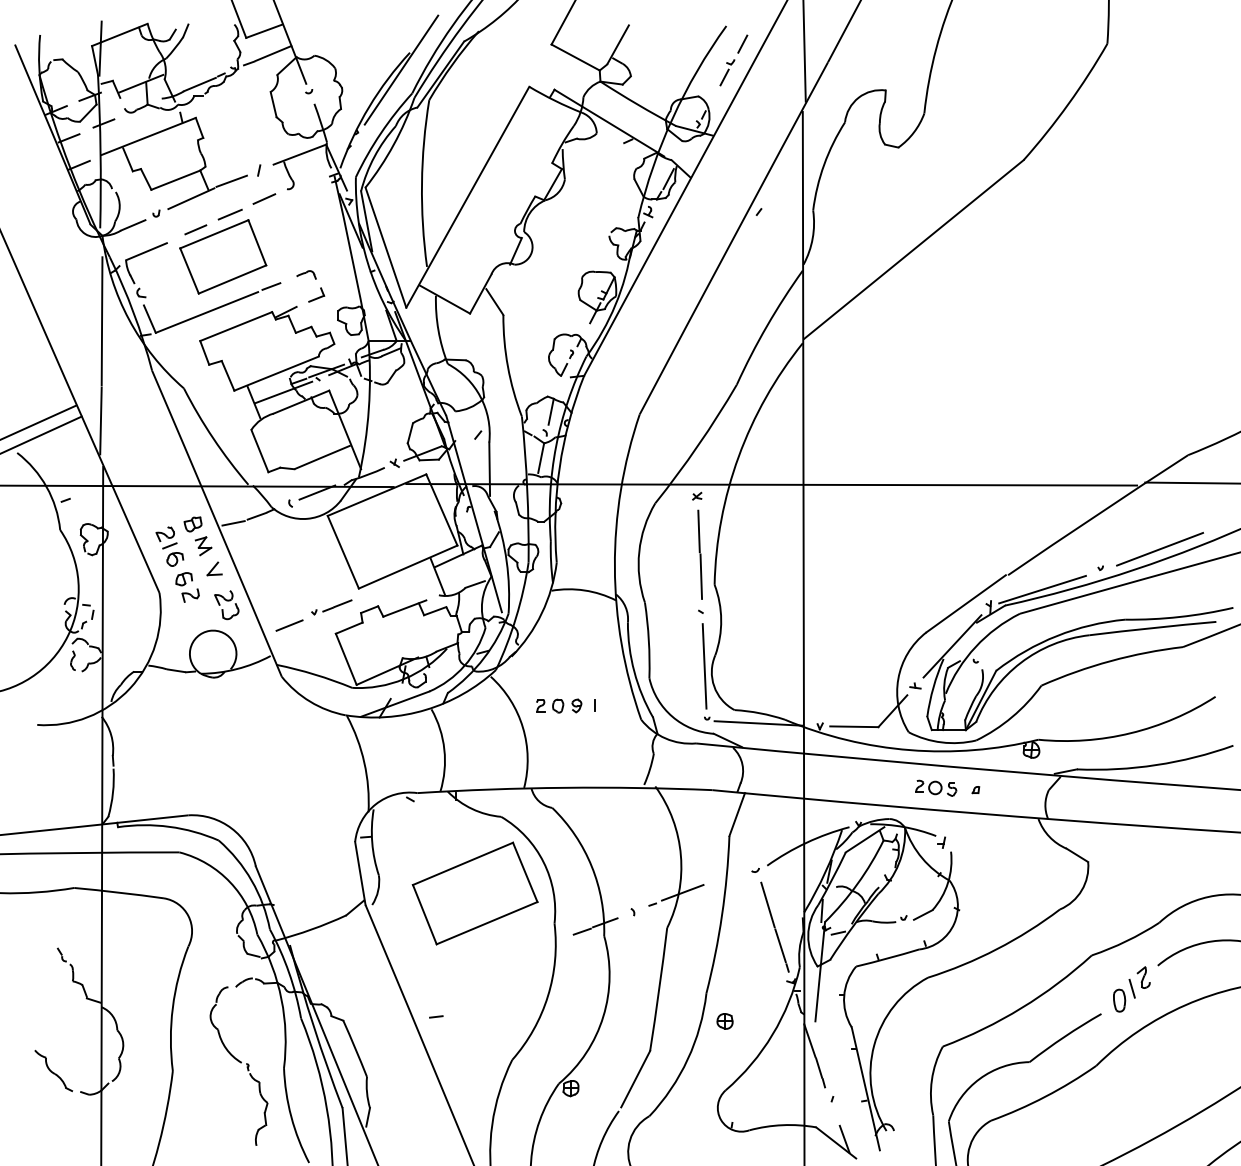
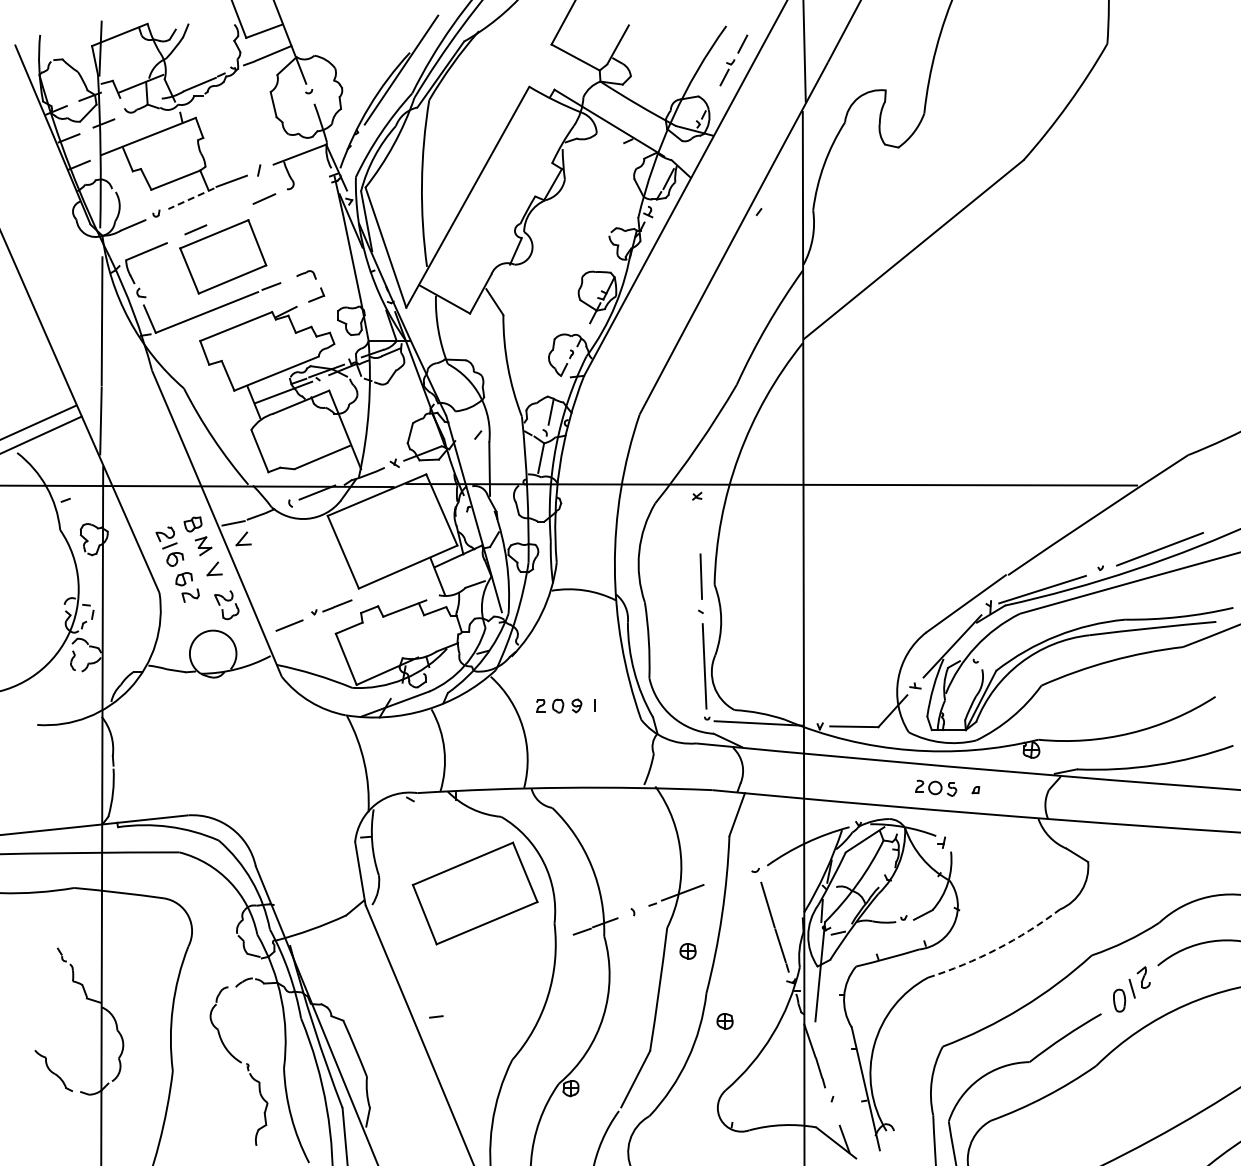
line: solid -> dashed (190, 198)
line: present -> none (229, 214)
line: present -> none (1191, 482)
line: present -> none (698, 531)
part: none -> present (243, 538)
arc: solid -> dashed (996, 949)
part: none -> present (687, 951)
